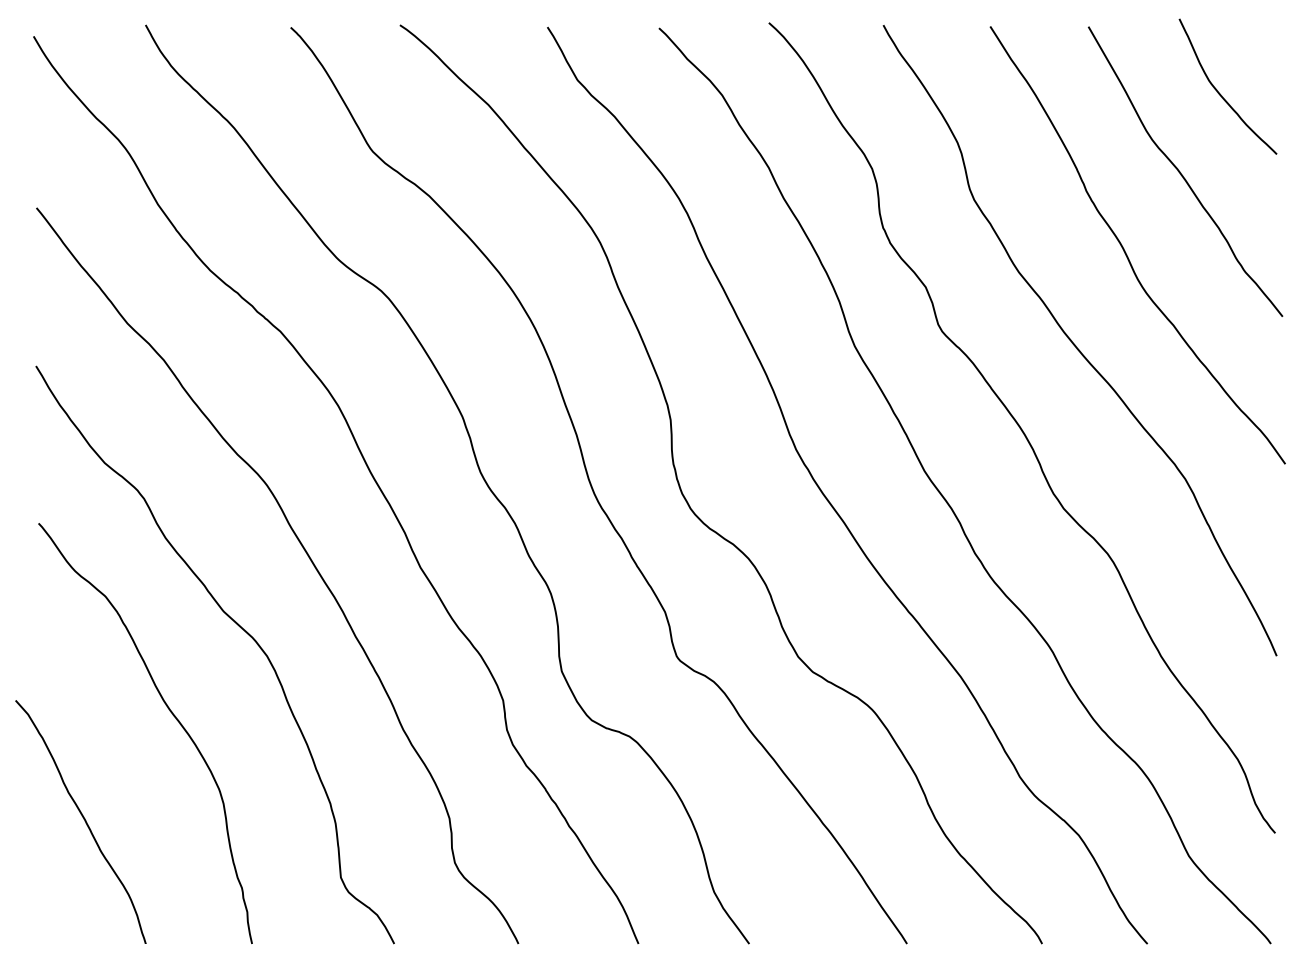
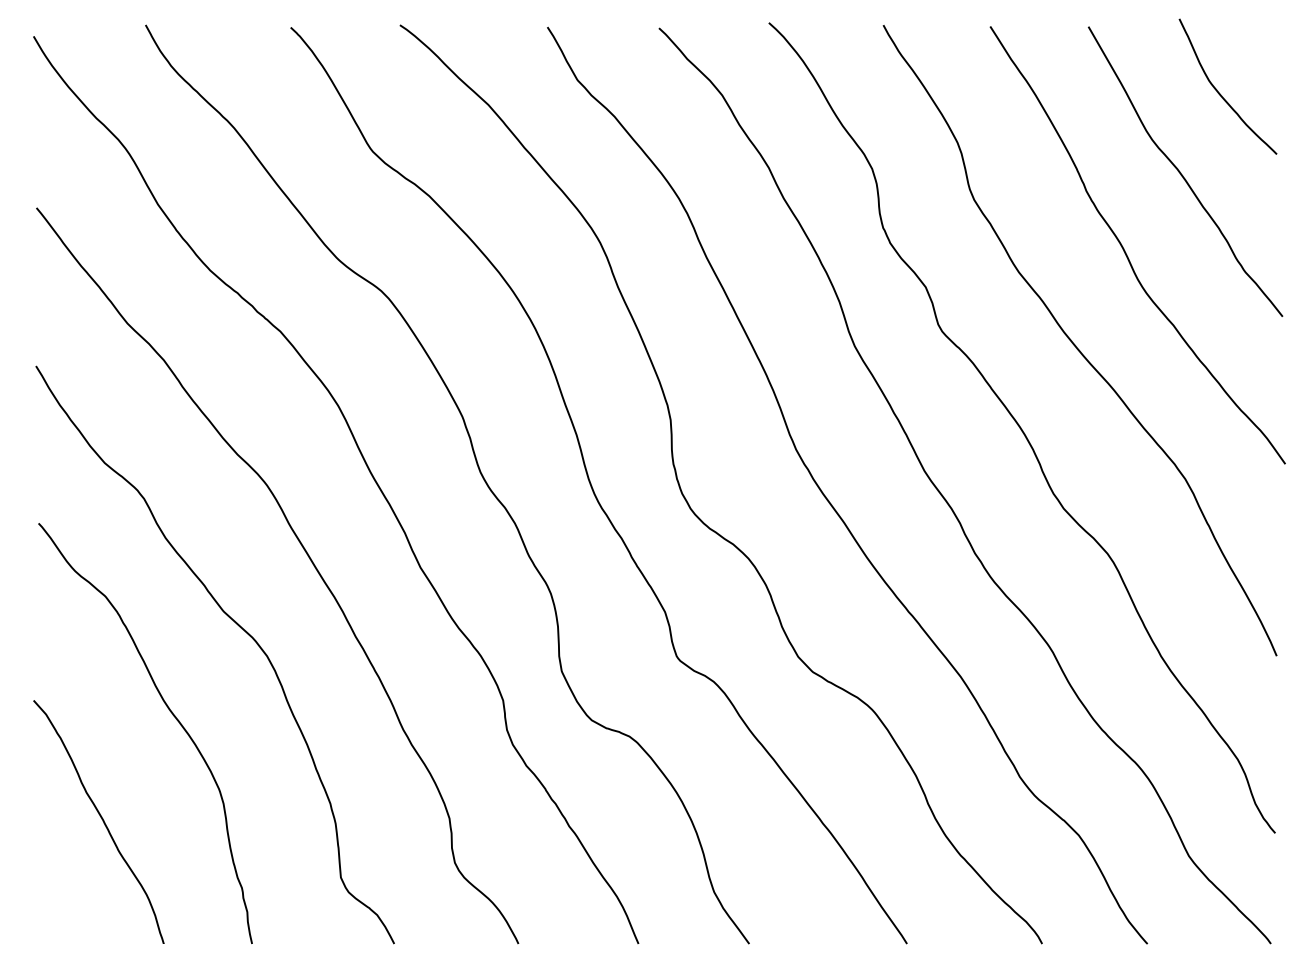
curve position: (83, 819) -> (101, 819) (101, 819)
